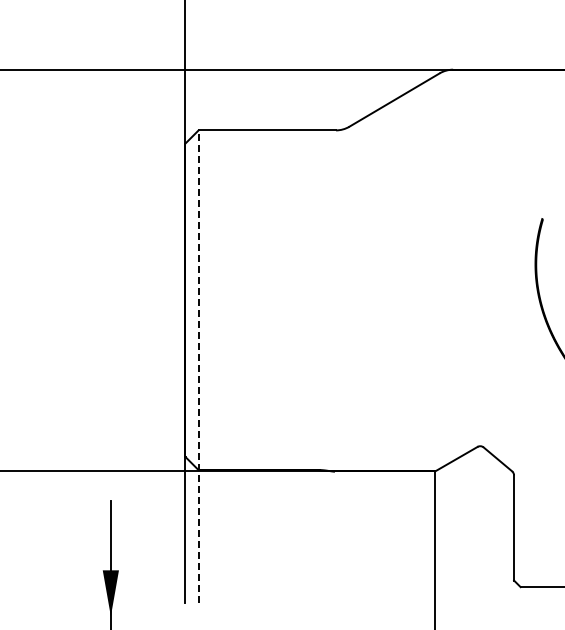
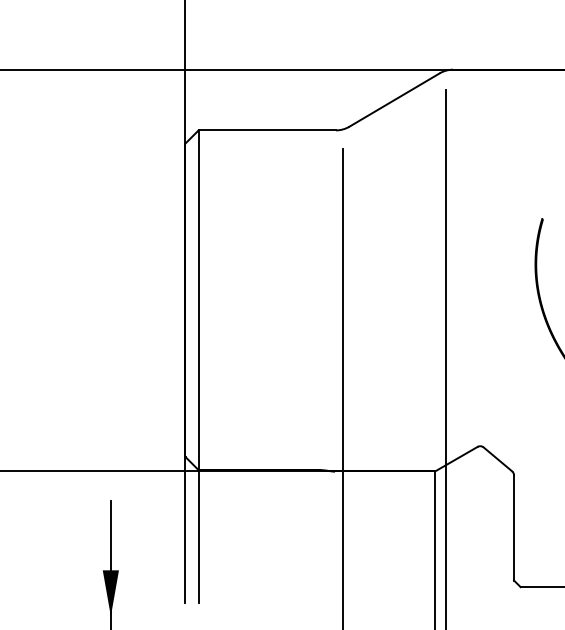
line: none -> present (445, 358)
line: dashed -> solid (198, 366)
line: none -> present (343, 387)
